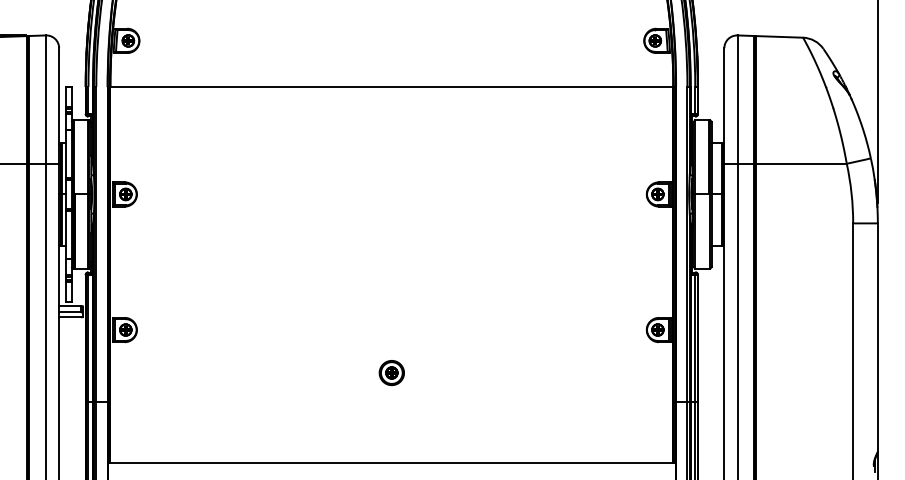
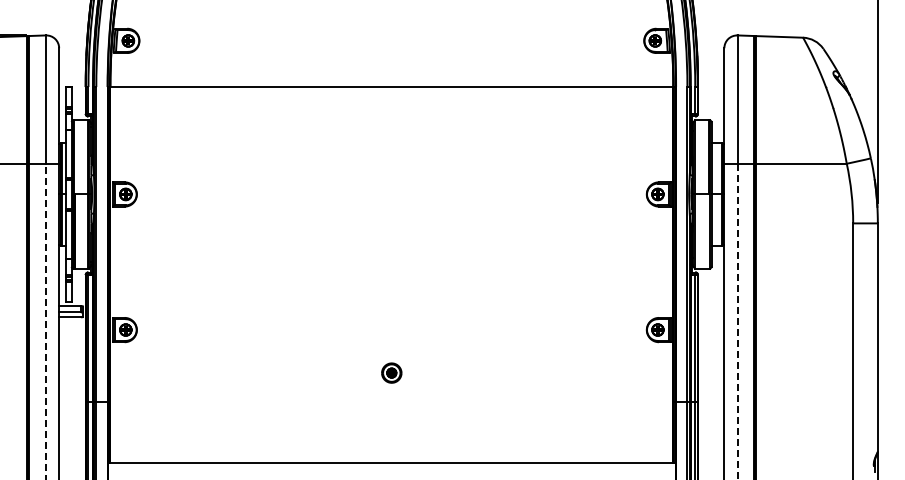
line: solid -> dashed (45, 321)
line: solid -> dashed (737, 321)
part size: 27x27 px -> 22x22 px (391, 372)
